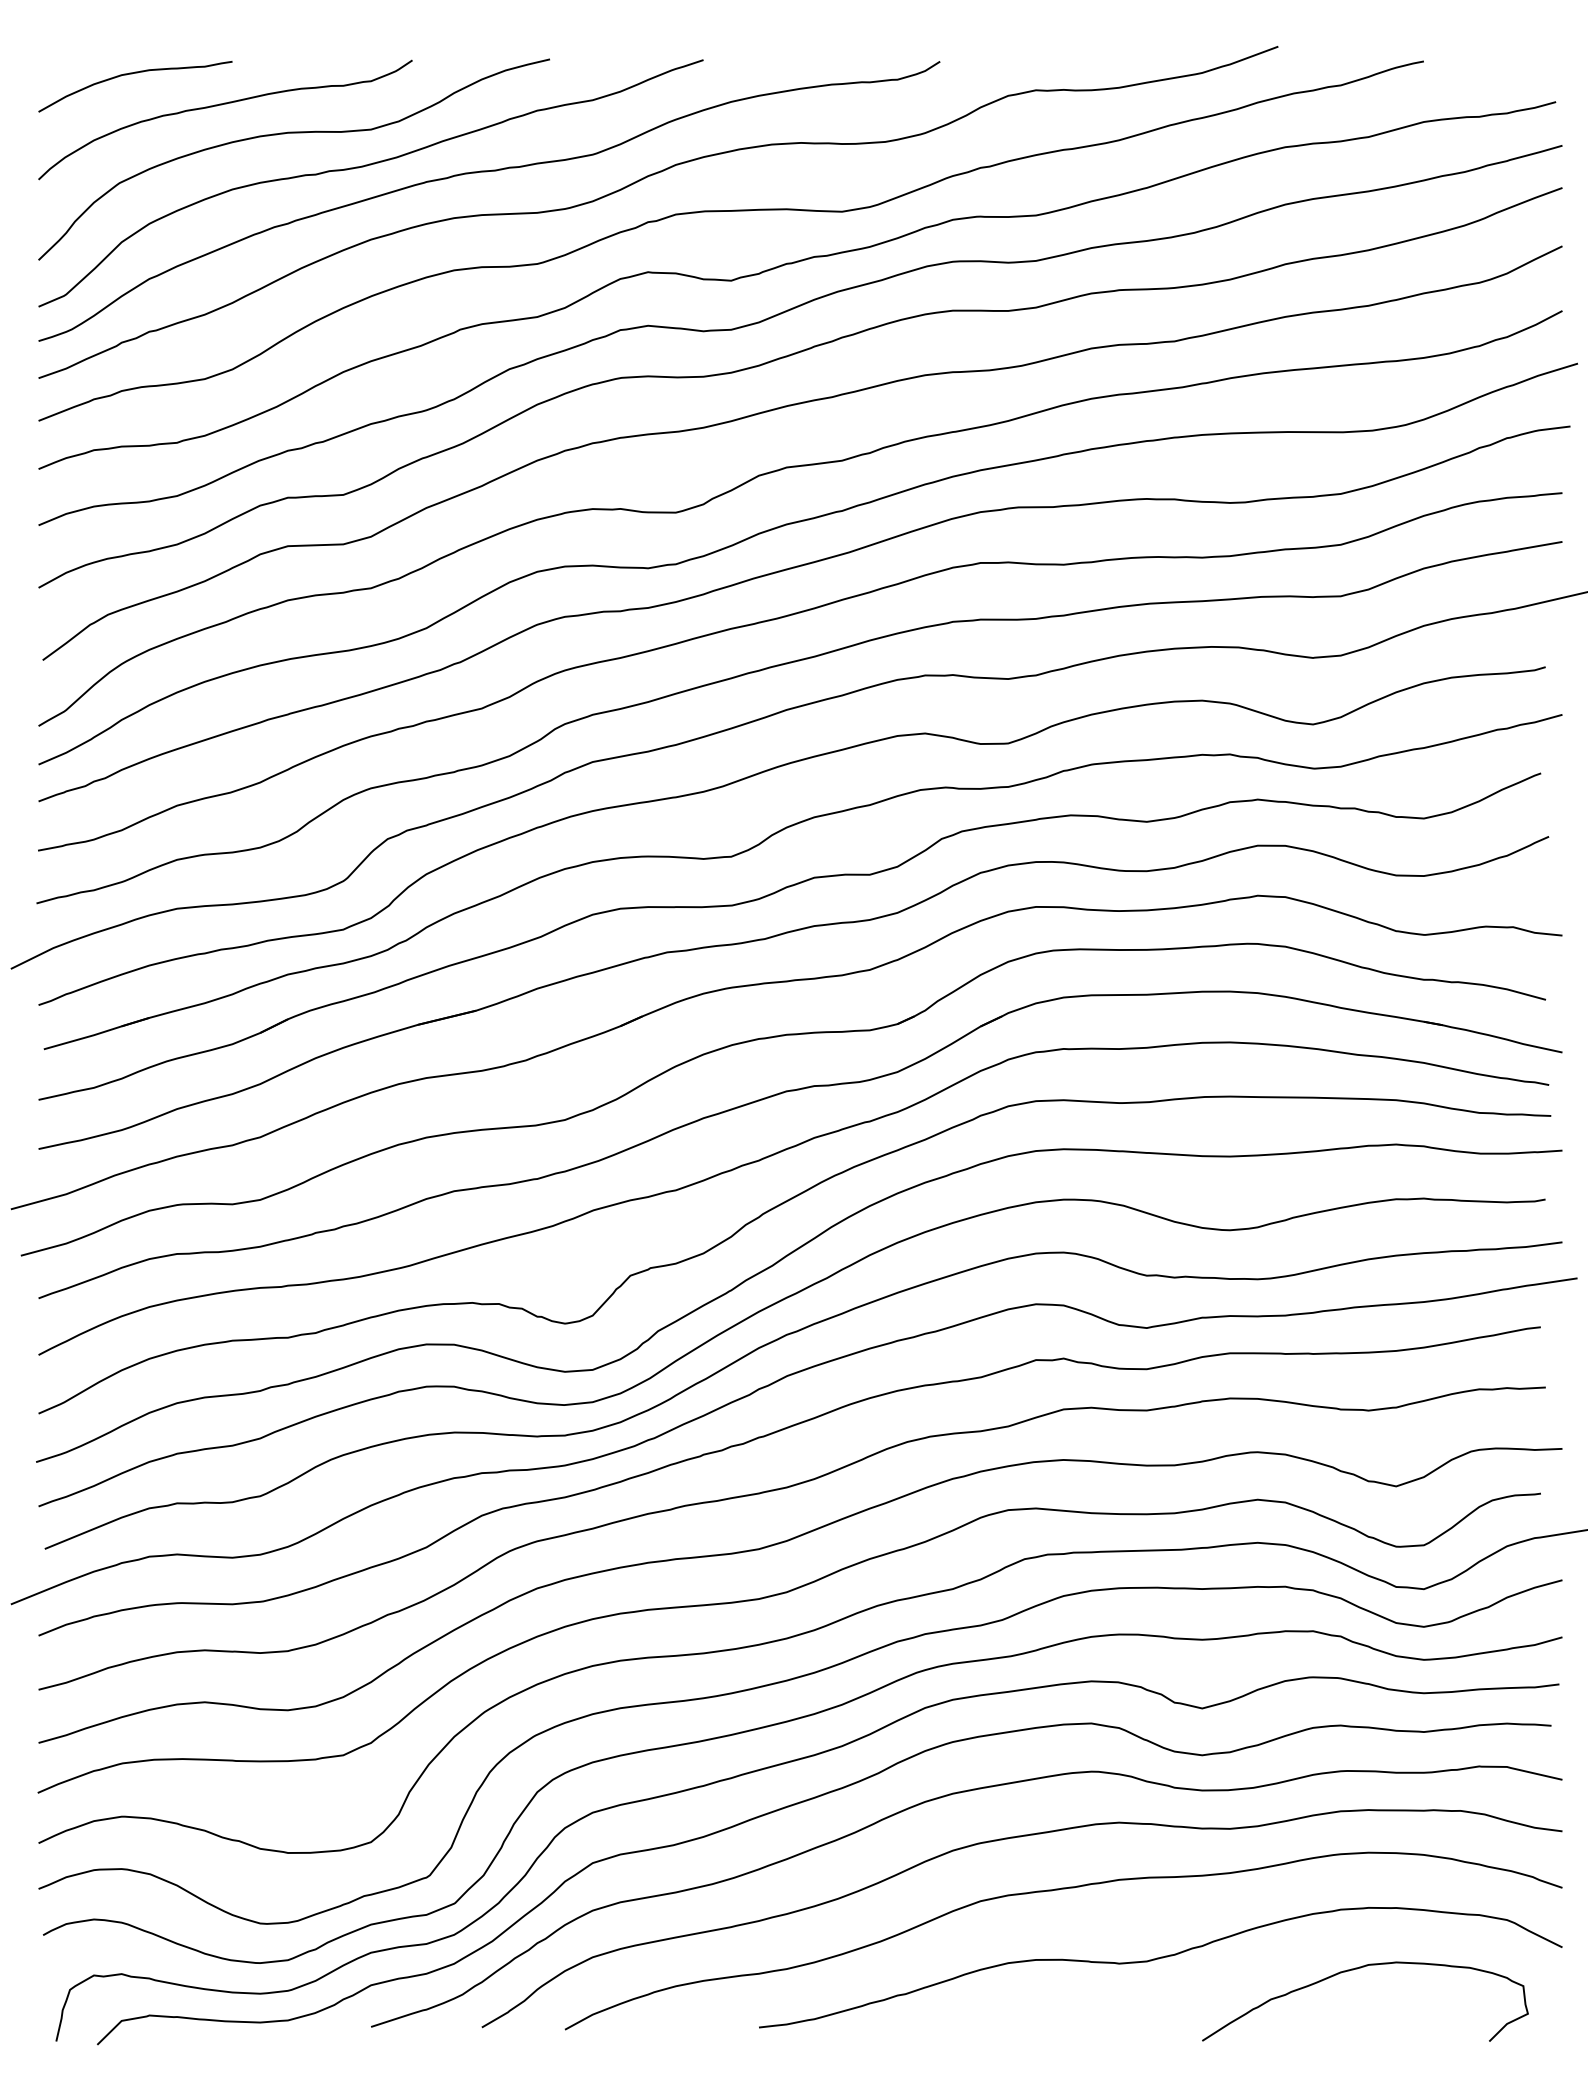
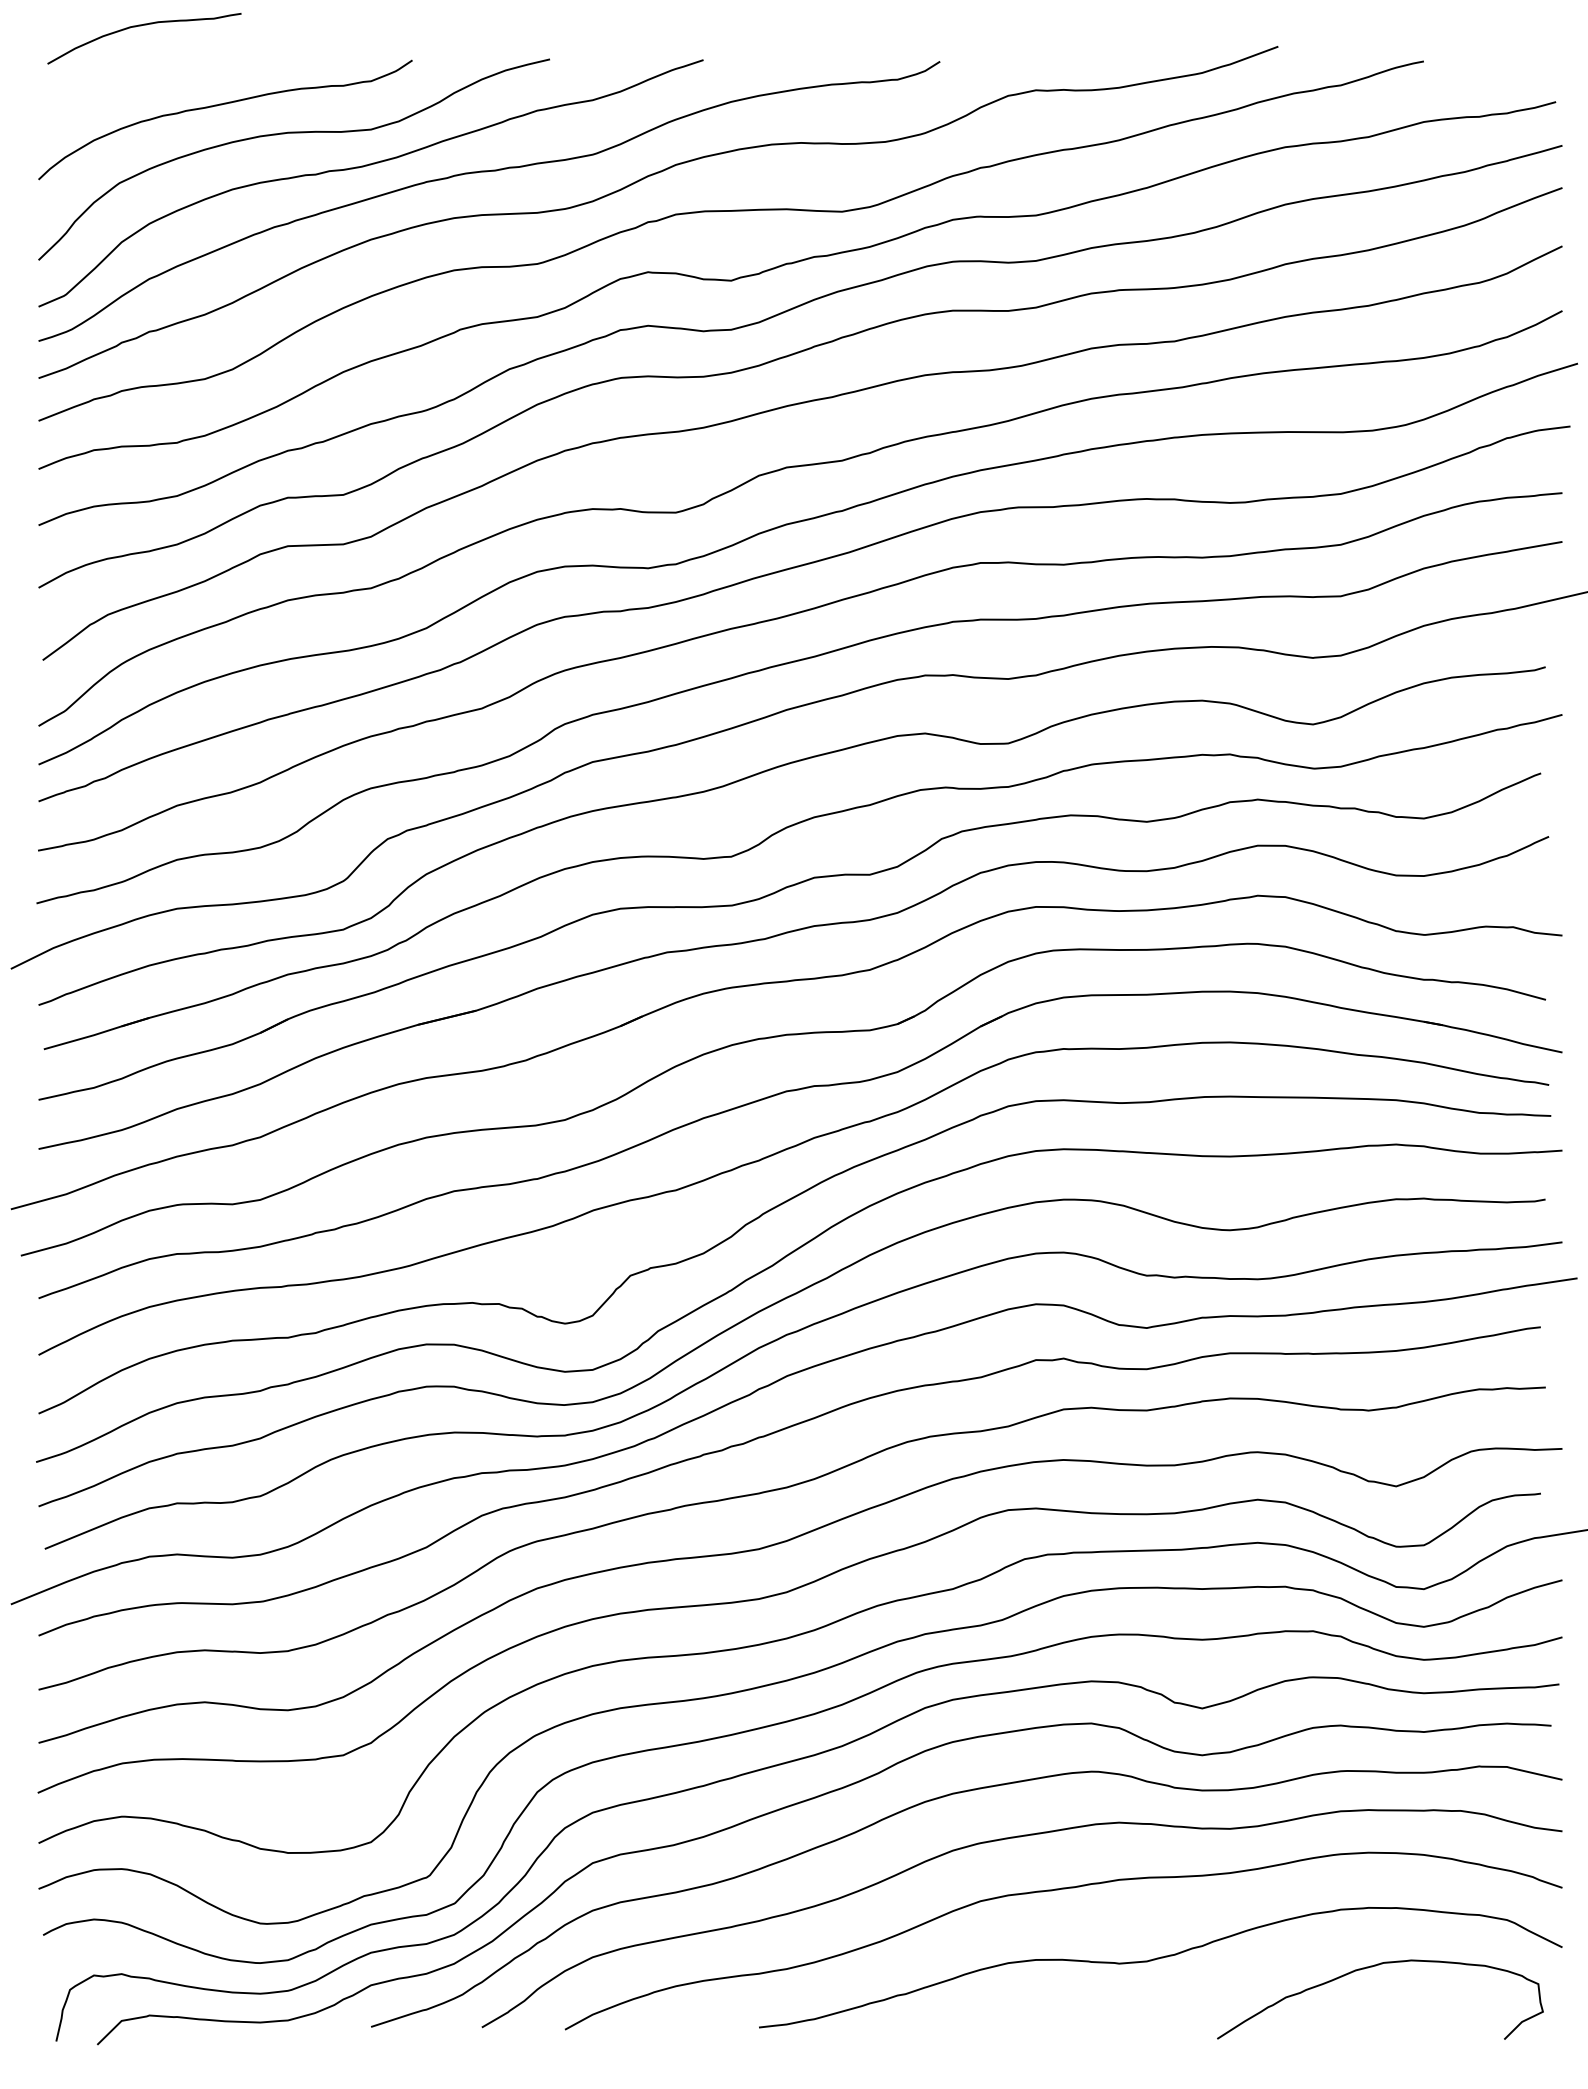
curve position: (132, 74) -> (141, 26) (141, 26)
curve position: (1357, 1969) -> (1372, 1967) (1372, 1967)
